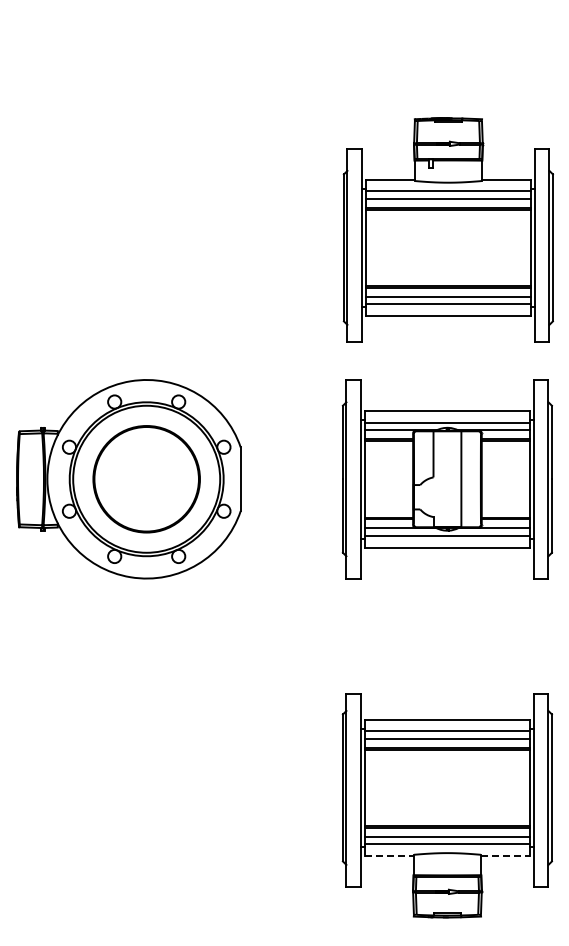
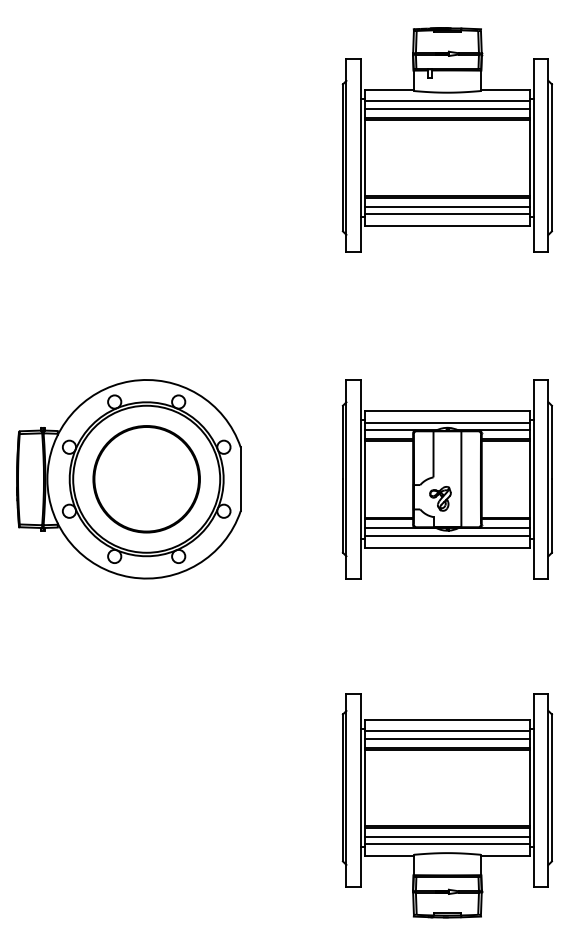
part position: (447, 229) -> (446, 139) (446, 139)
part: none -> present (440, 498)
line: dashed -> solid (389, 856)
line: dashed -> solid (505, 856)
